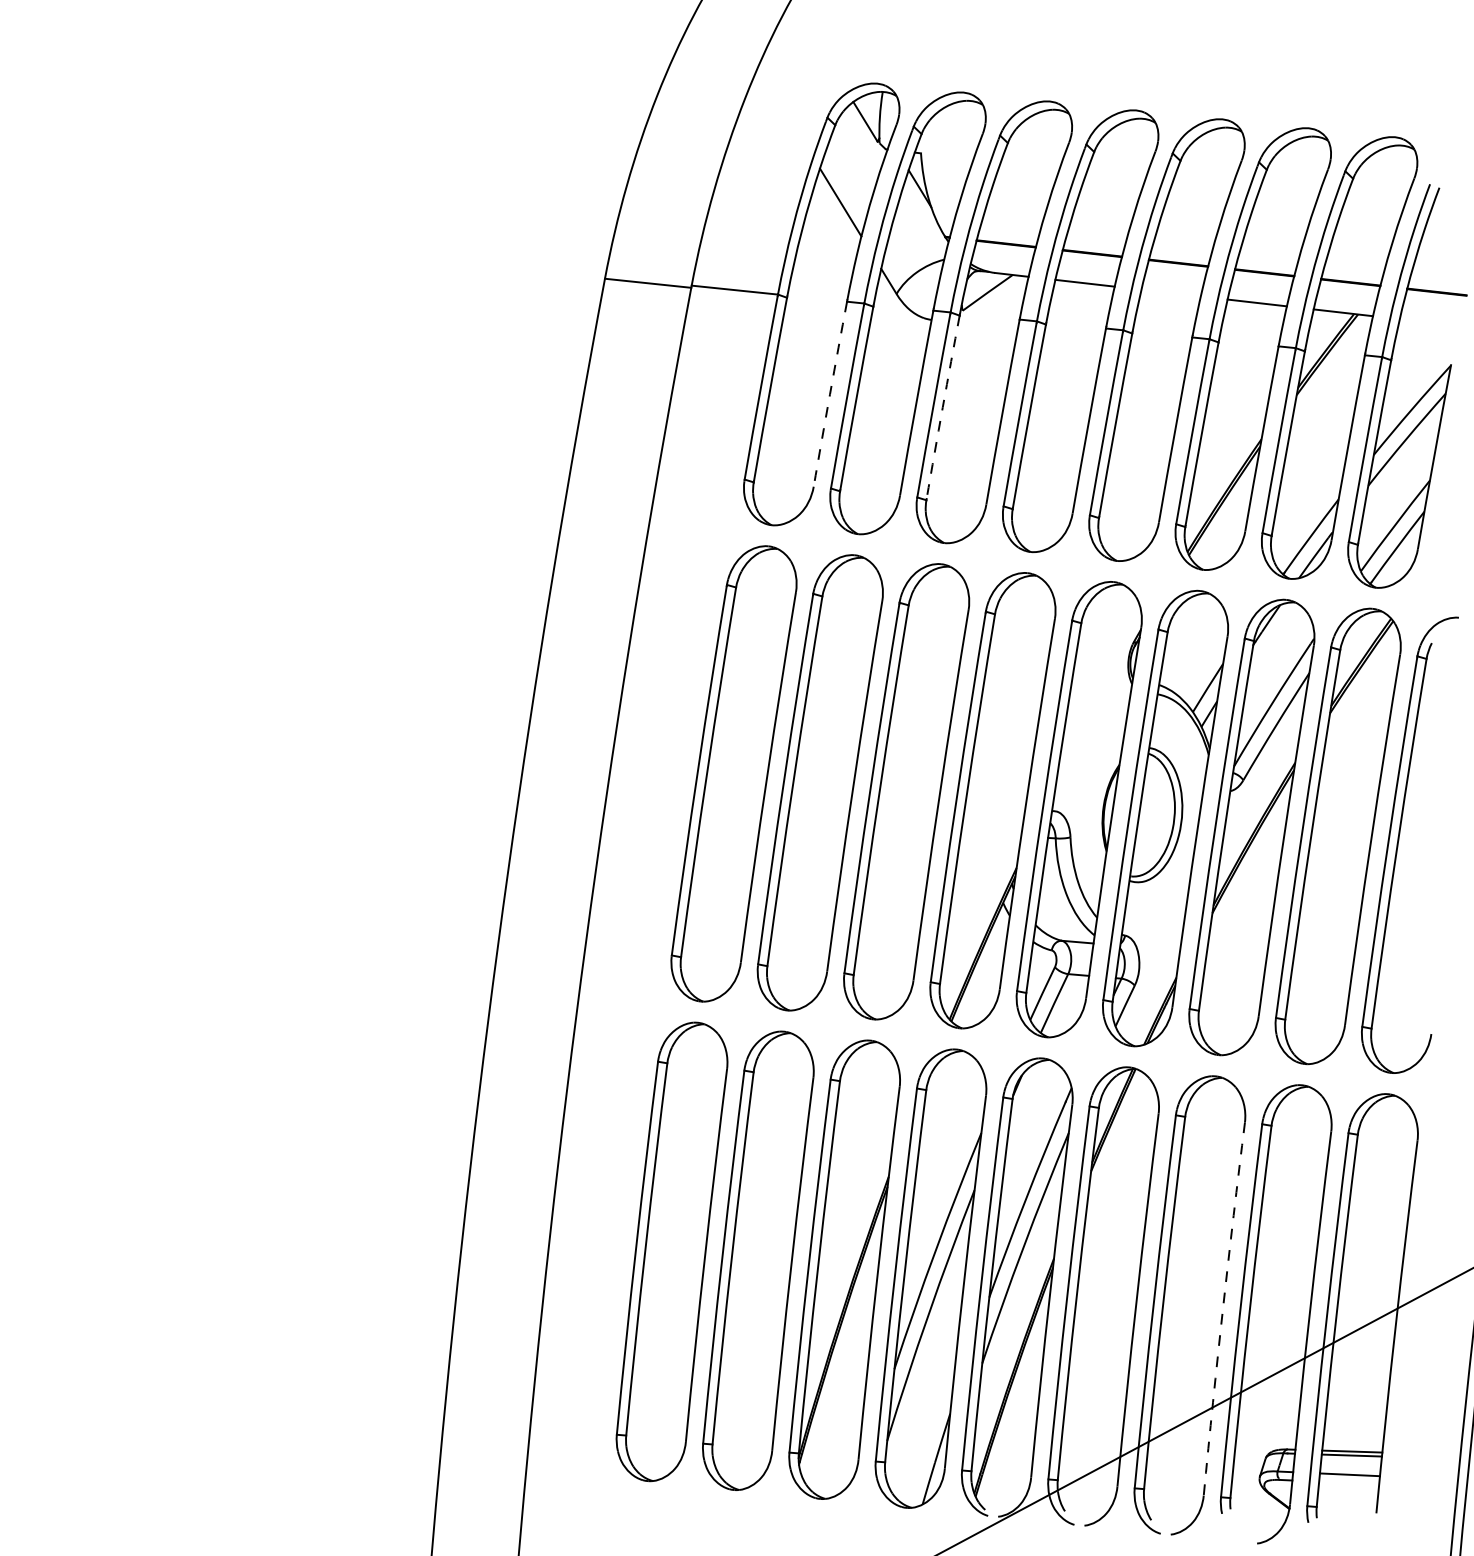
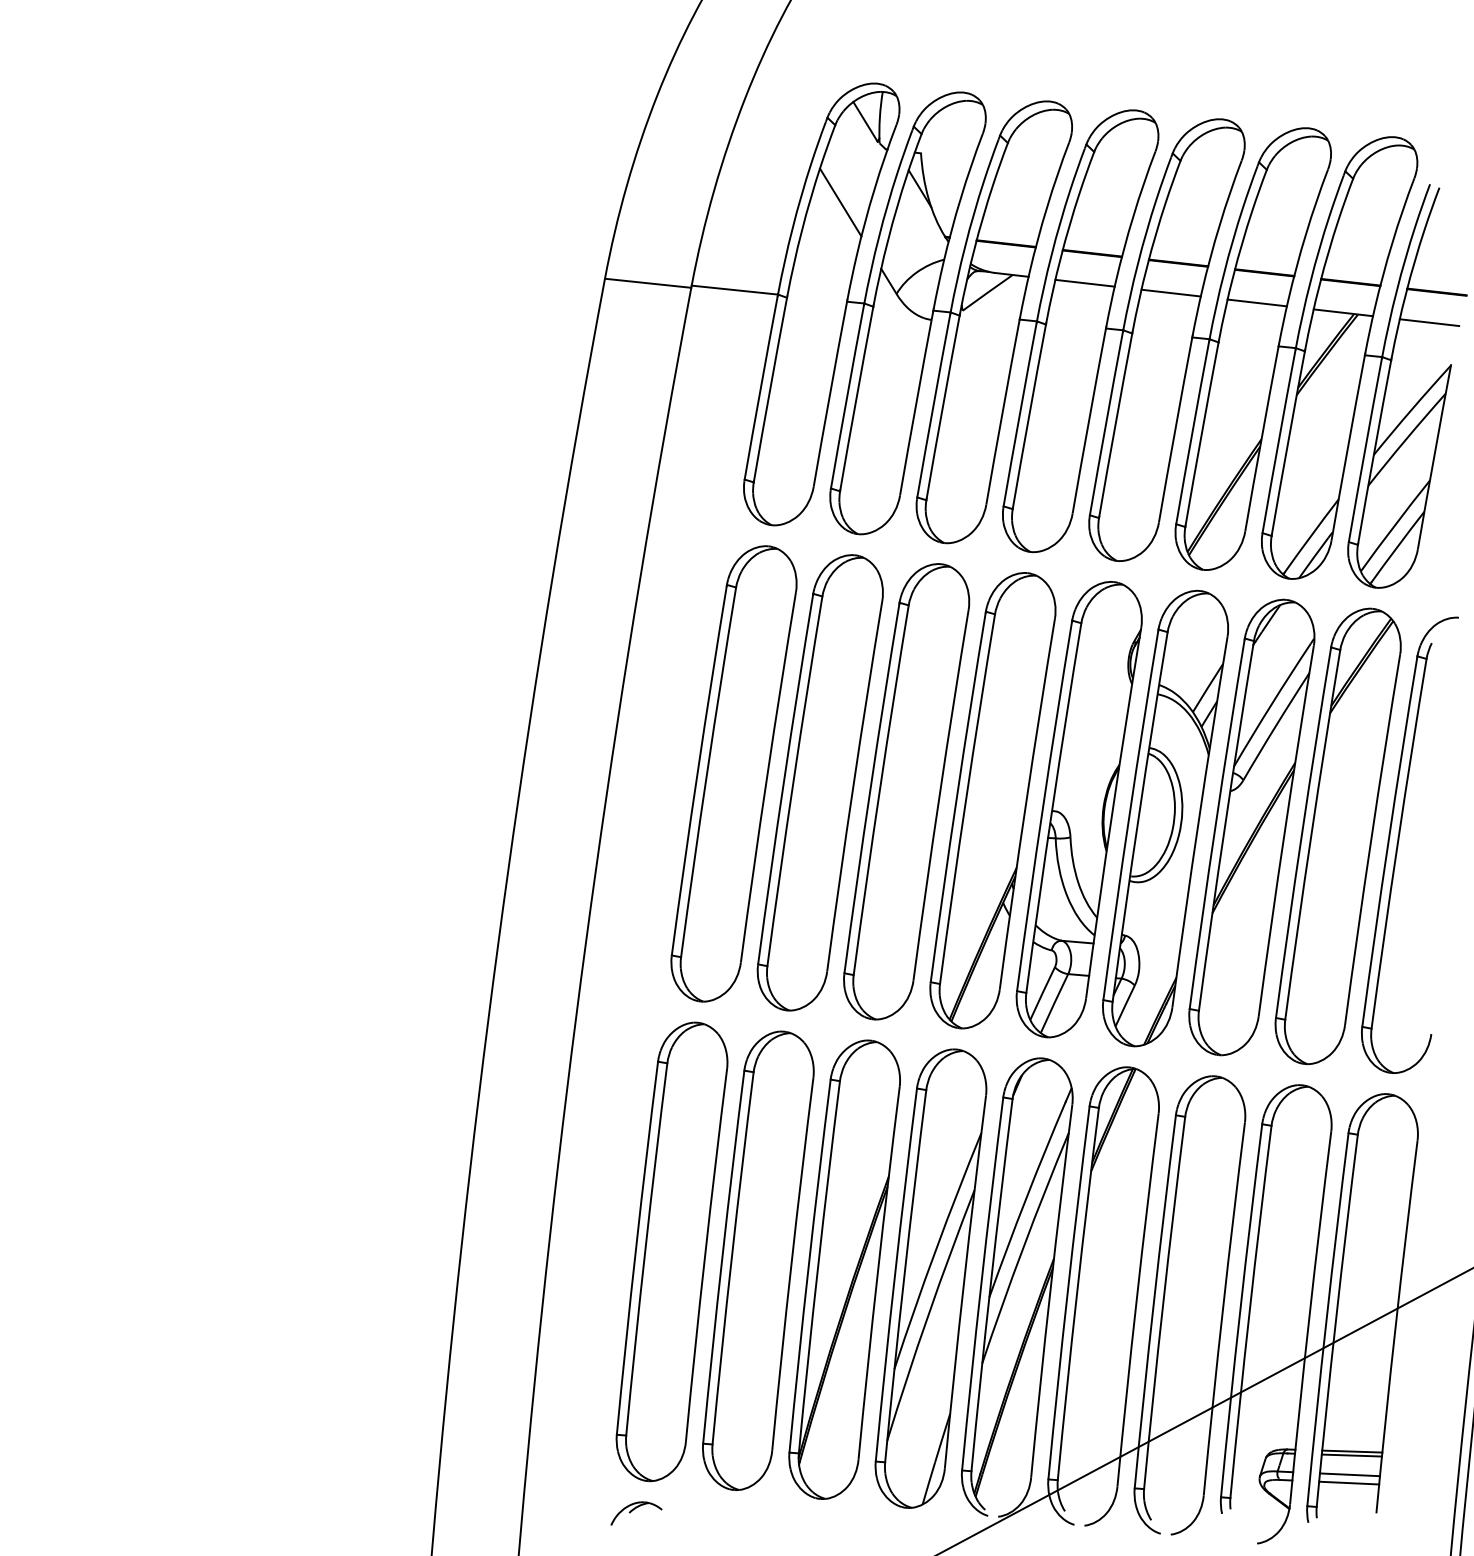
line: none -> present (1170, 292)
line: none -> present (1429, 322)
arc: dashed -> solid (830, 394)
arc: dashed -> solid (942, 407)
arc: dashed -> solid (1223, 1308)
line: none -> present (1349, 1482)
part: none -> present (636, 1513)
